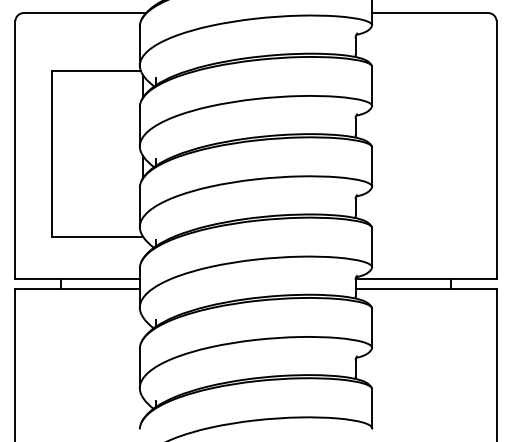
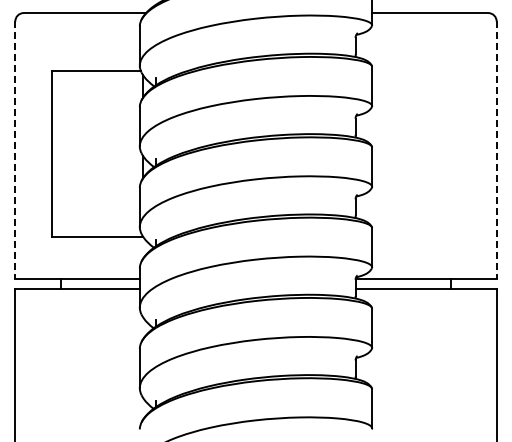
line: solid -> dashed (15, 150)
line: solid -> dashed (496, 150)
